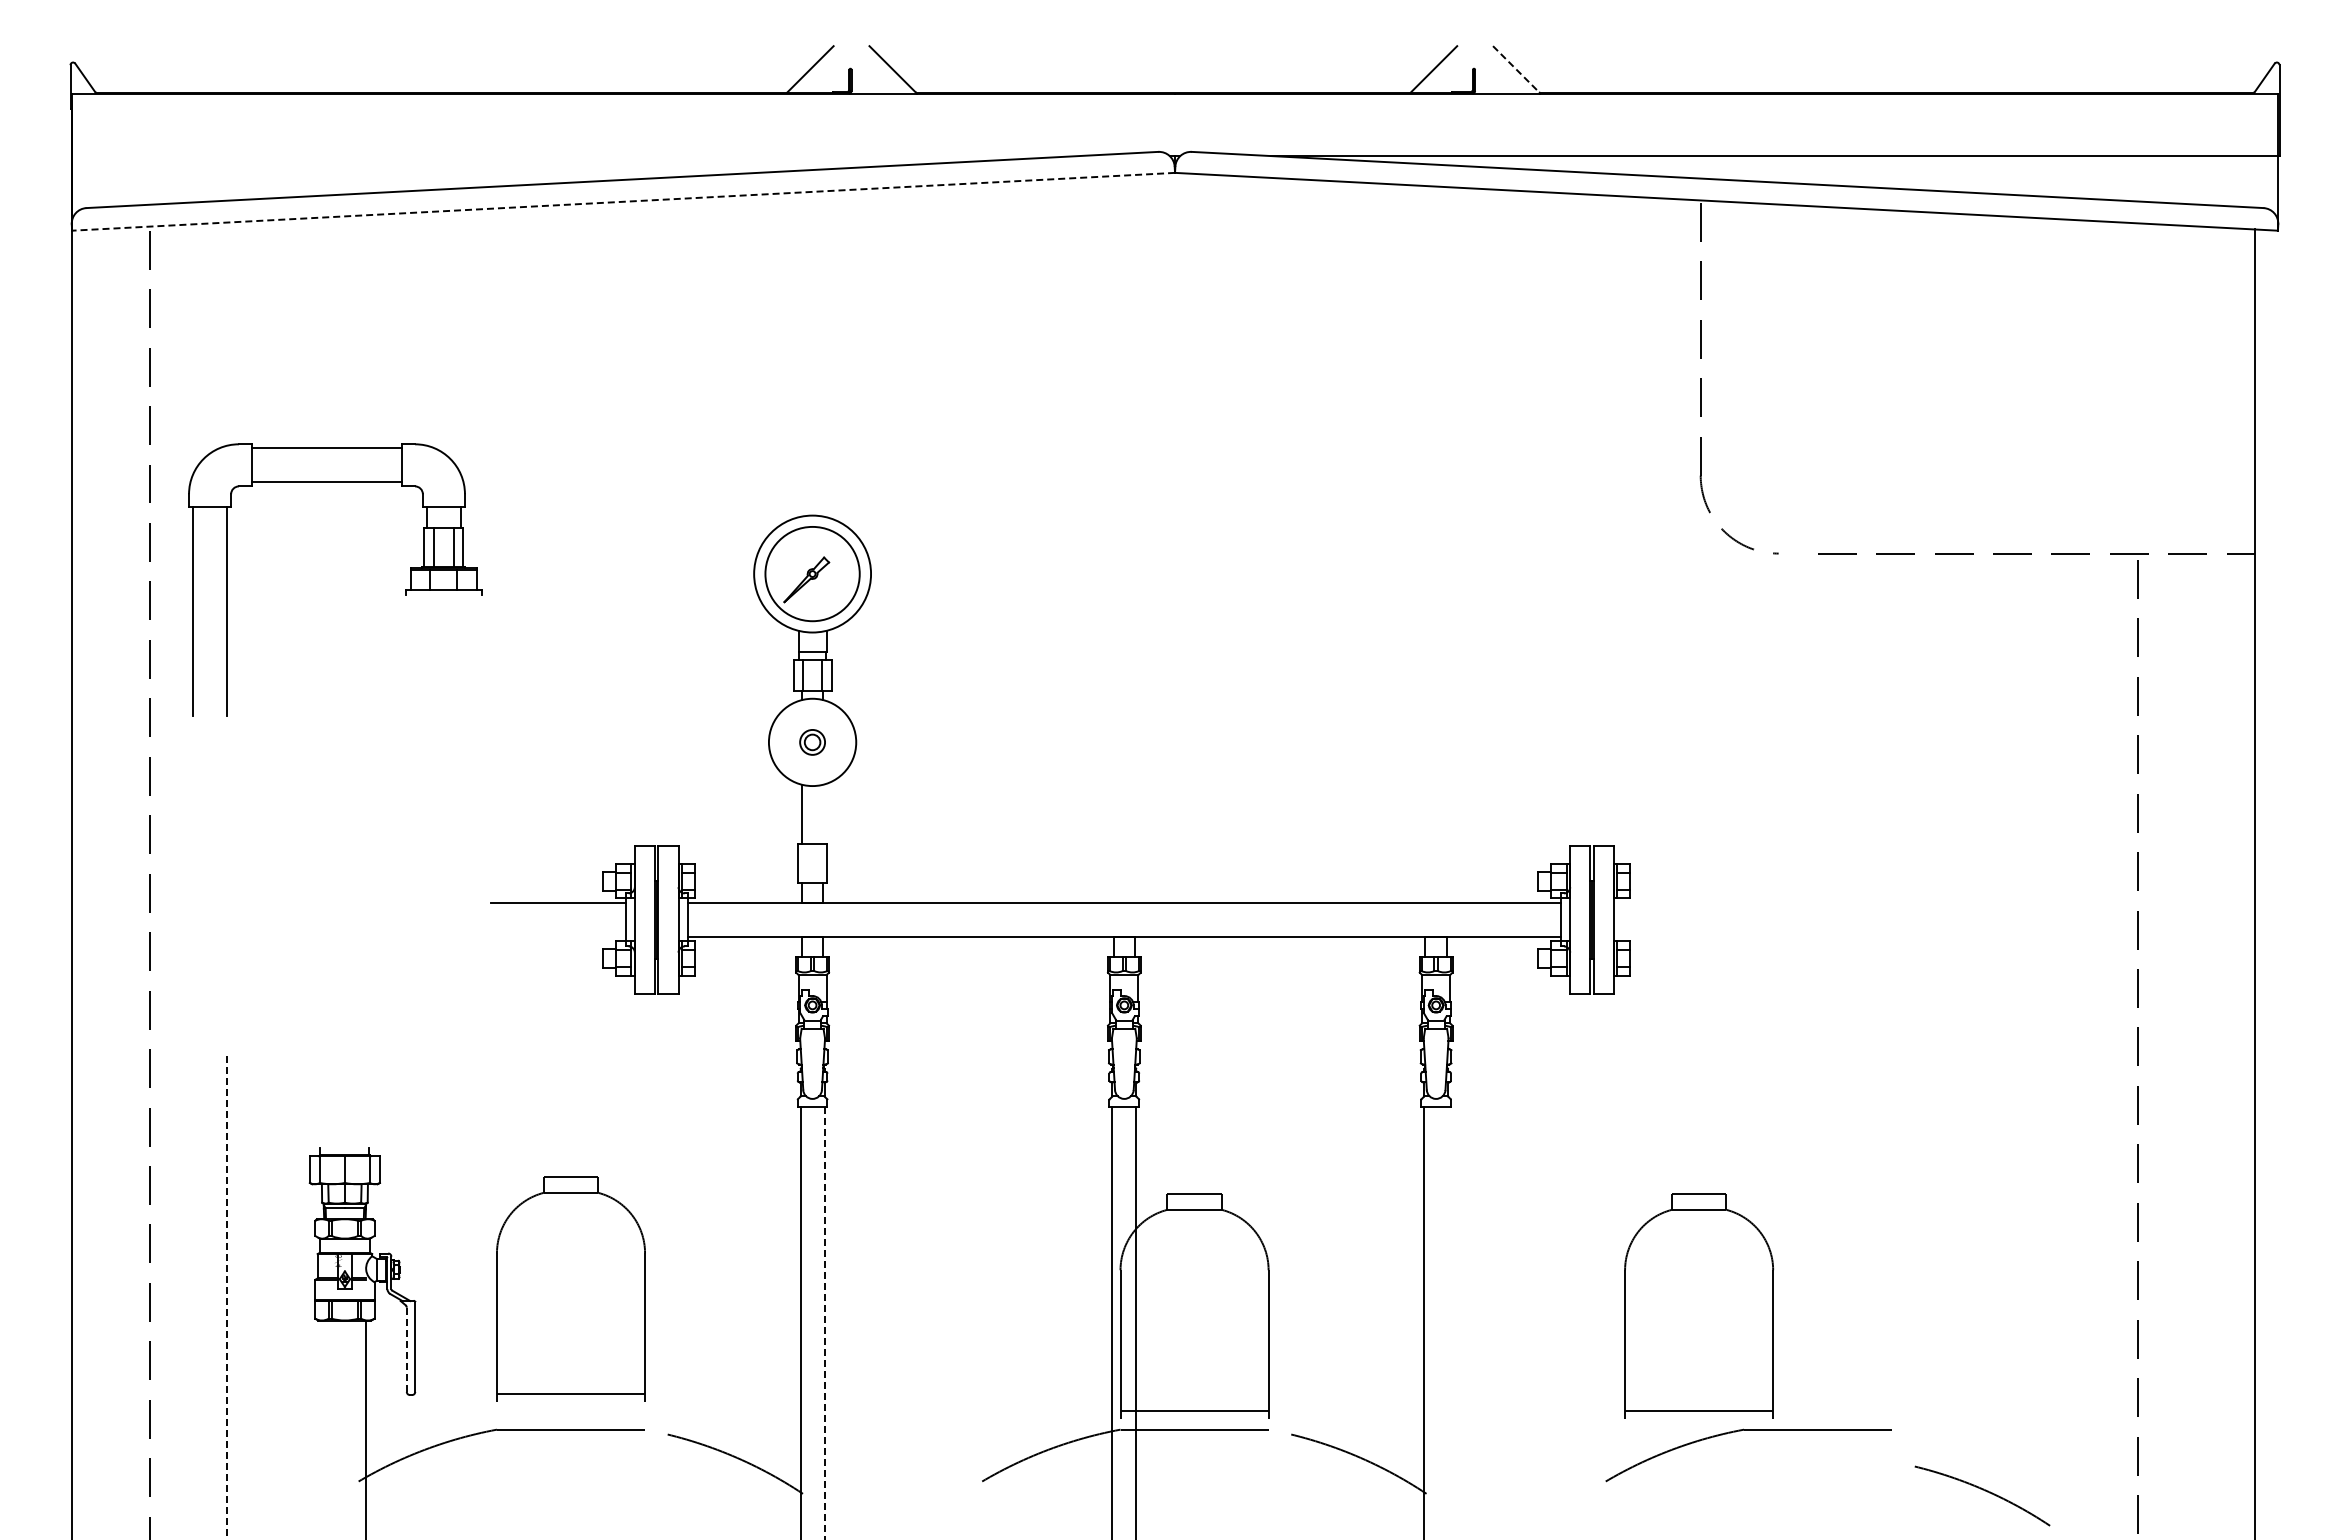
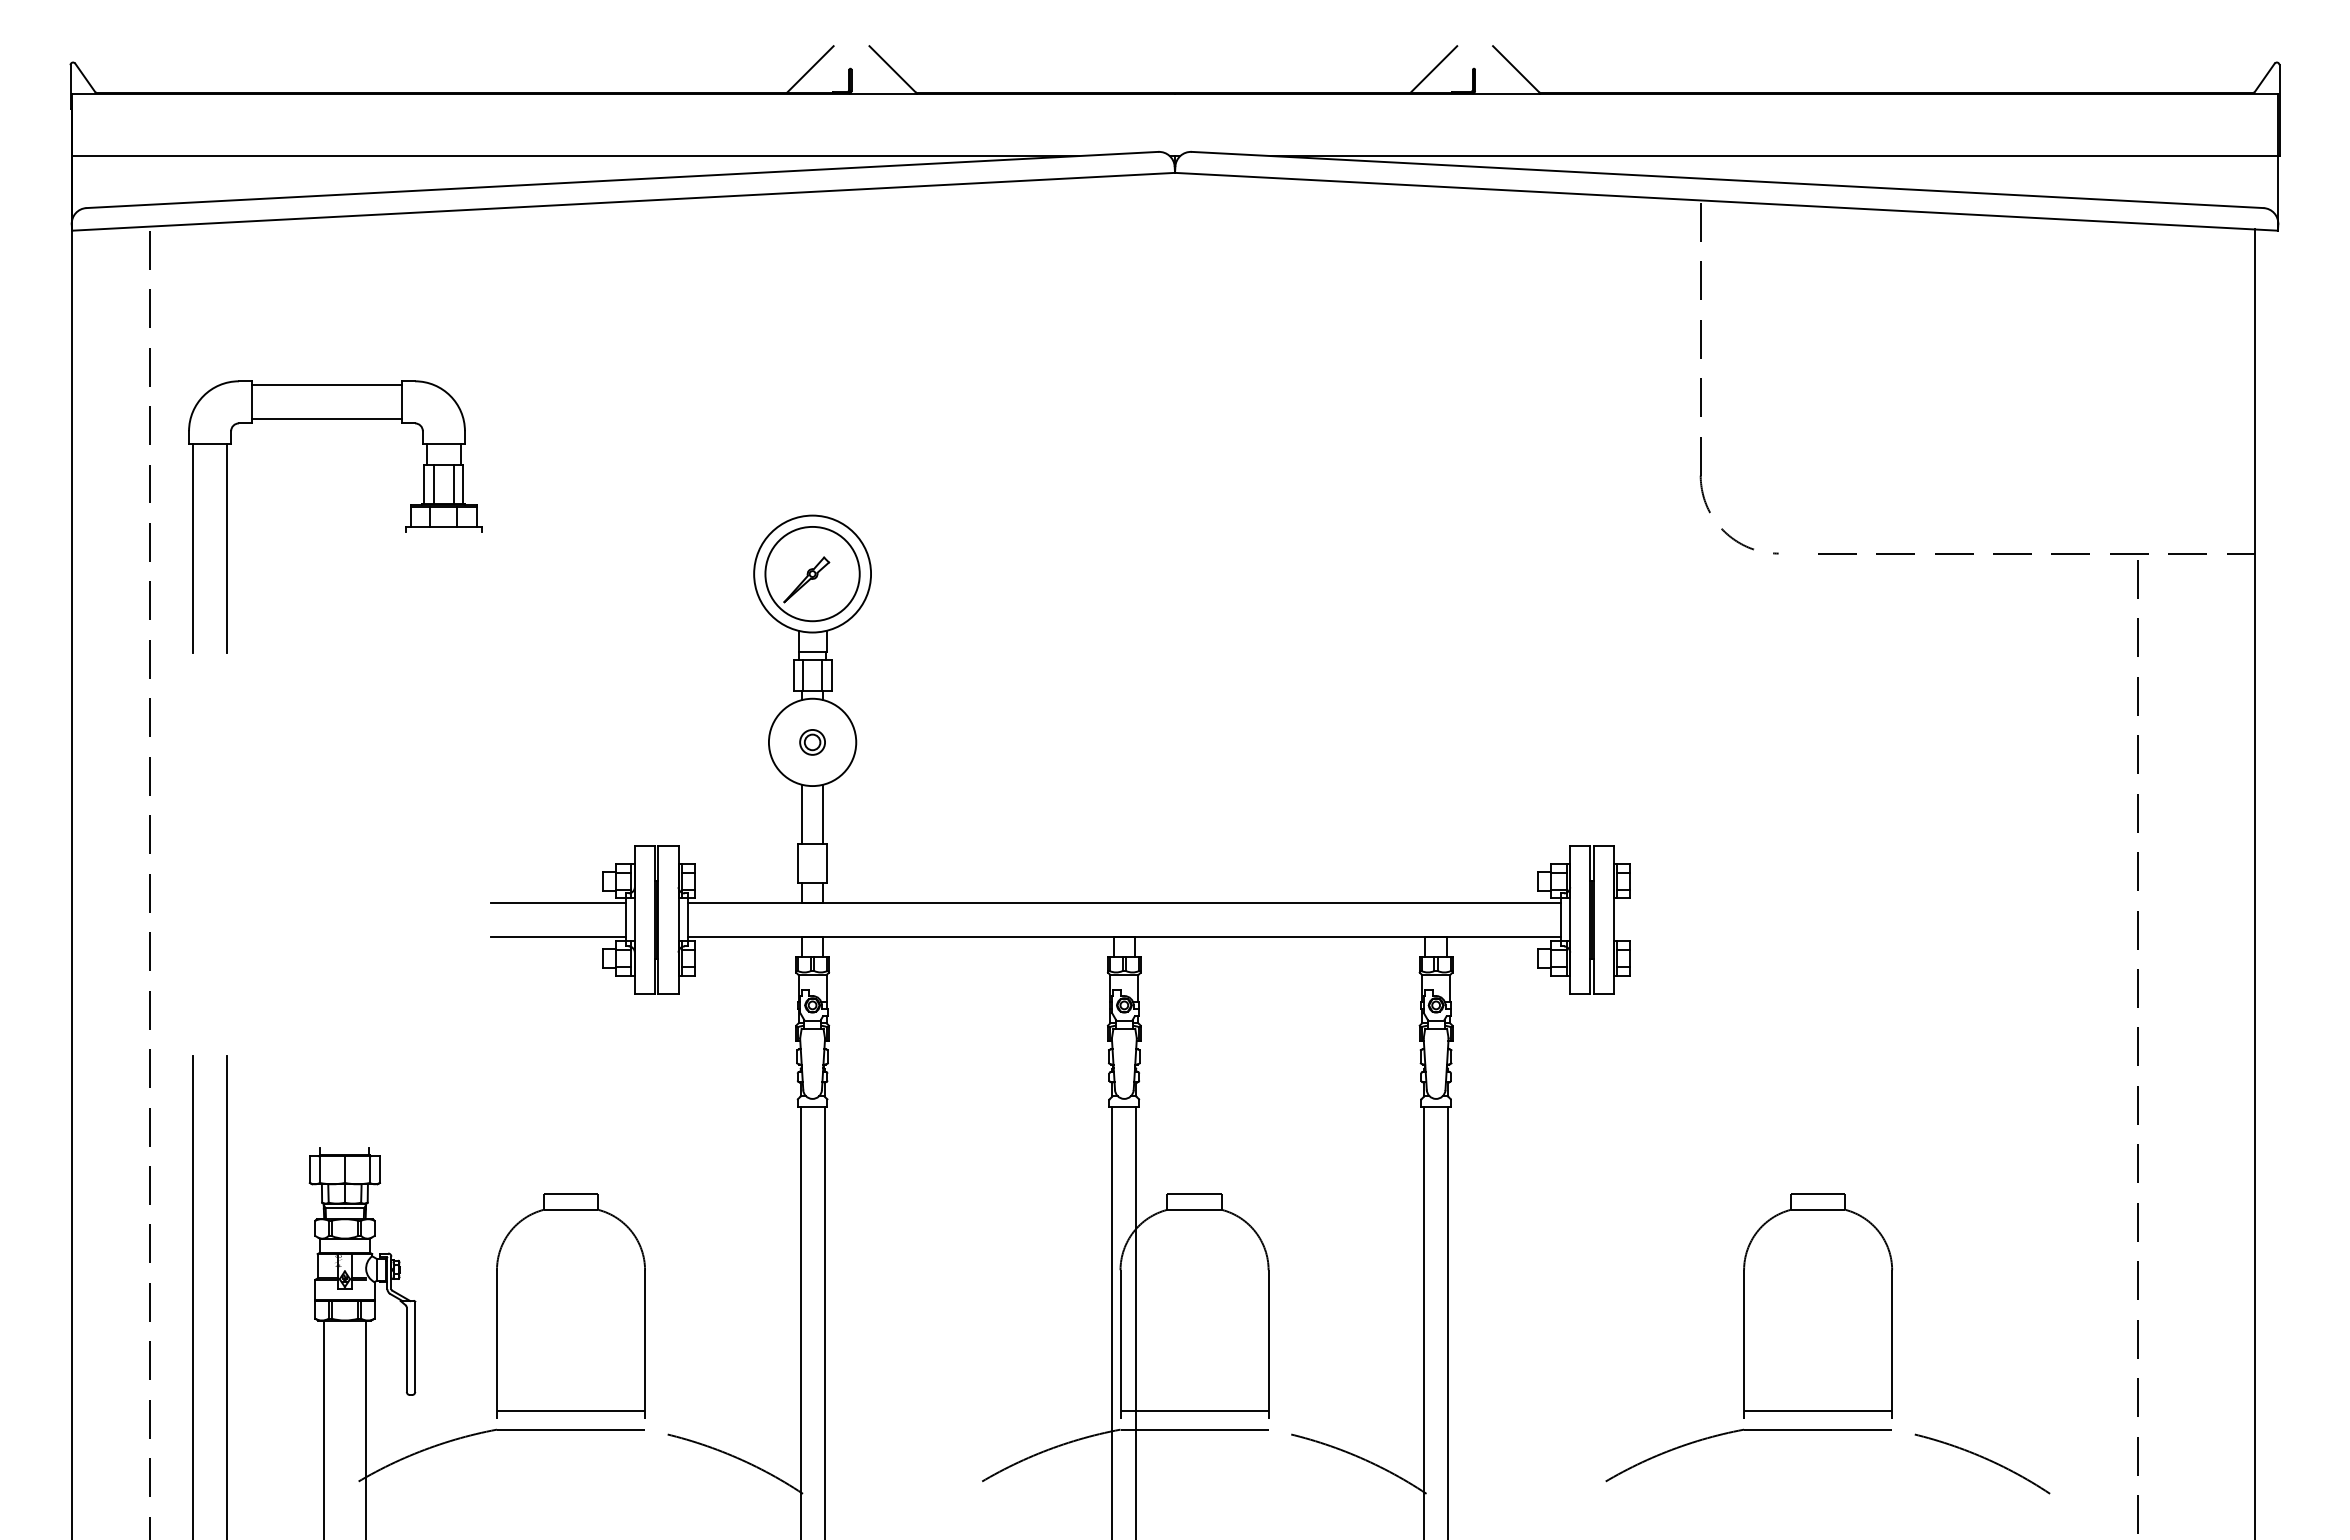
line: dashed -> solid (1516, 69)
line: none -> present (575, 156)
line: dashed -> solid (623, 201)
part position: (405, 589) -> (405, 526) (405, 526)
line: none -> present (823, 813)
line: none -> present (558, 936)
part position: (570, 1288) -> (570, 1305) (570, 1305)
line: none -> present (193, 1295)
line: dashed -> solid (227, 1297)
part position: (1699, 1305) -> (1818, 1305) (1818, 1305)
line: none -> present (1448, 1321)
line: dashed -> solid (824, 1323)
line: dashed -> solid (406, 1350)
line: none -> present (323, 1428)
arc position: (1982, 1490) -> (1982, 1458) (1982, 1458)
